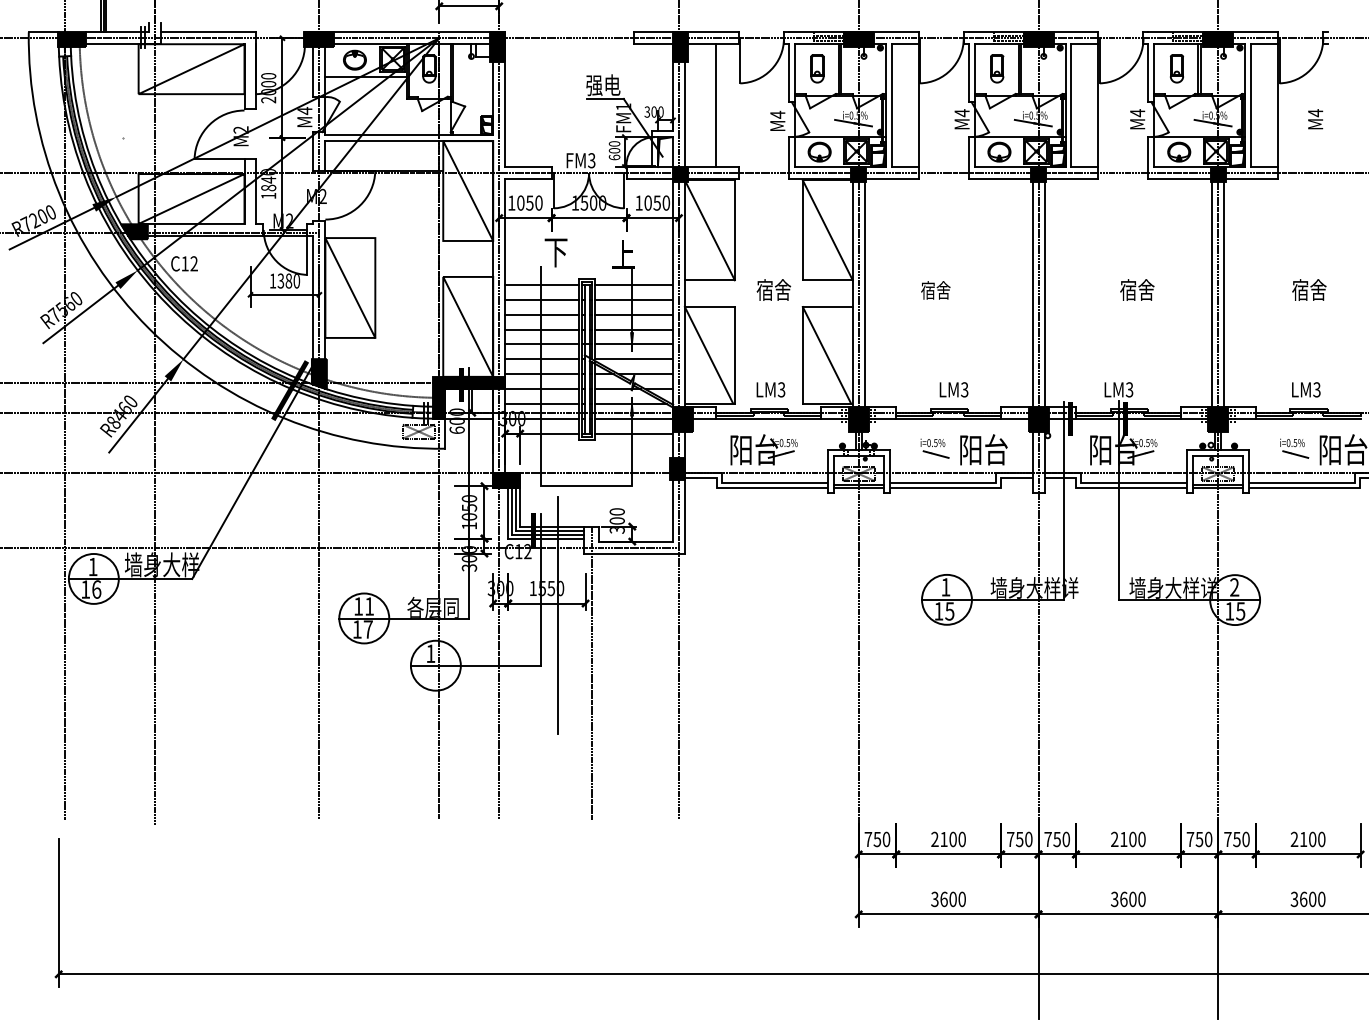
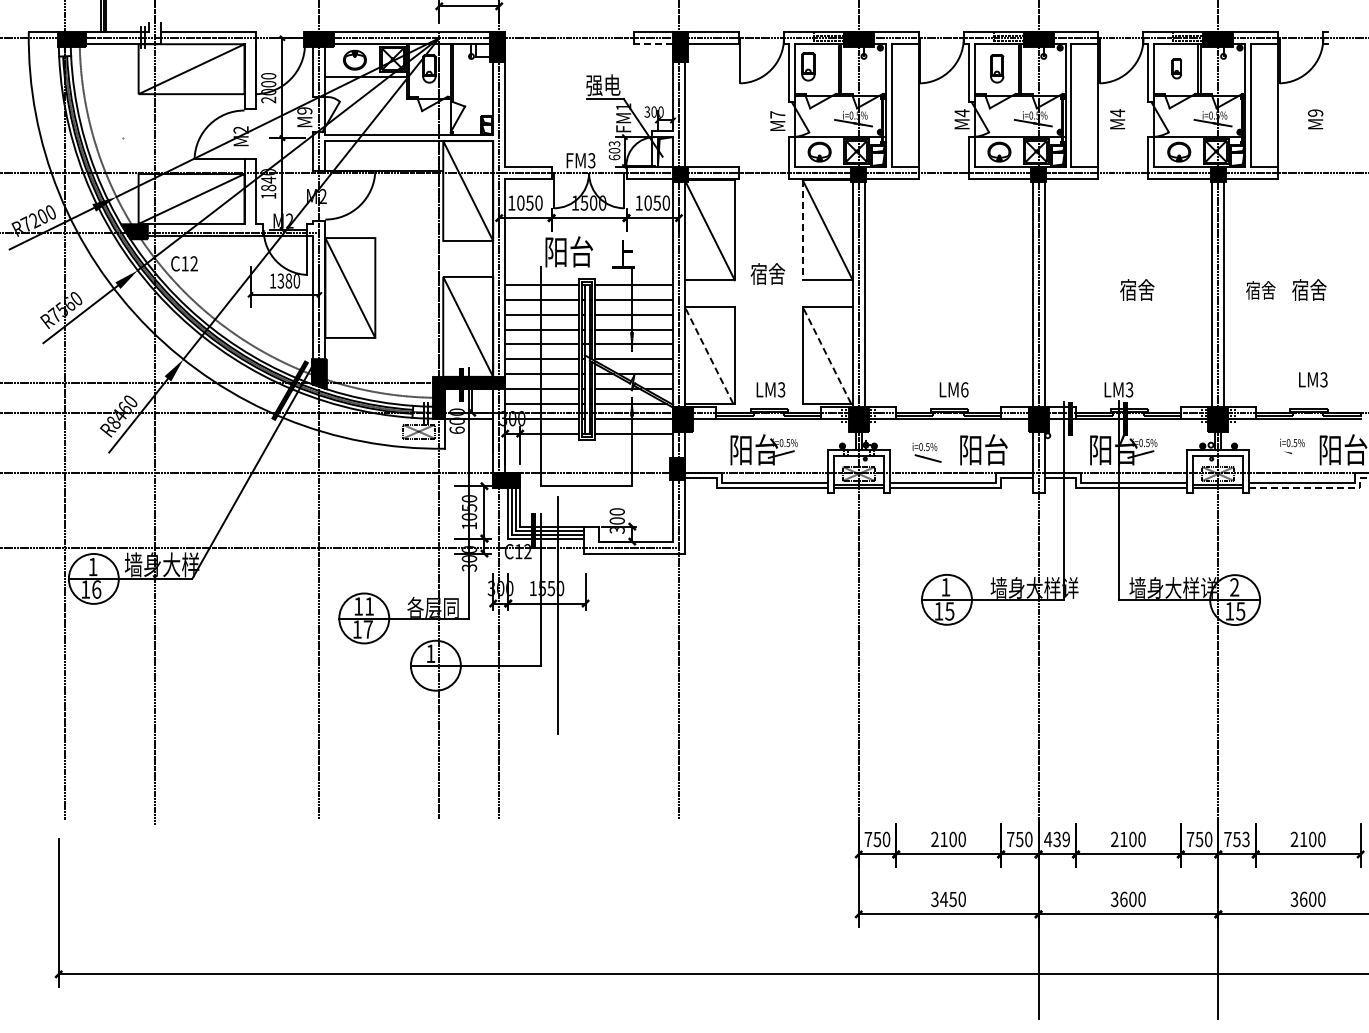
line: solid -> dashed (652, 44)
part position: (817, 68) -> (808, 66) (808, 66)
part size: 15x30 px -> 11x22 px (1176, 68)
line: present -> none (716, 105)
text: M4 -> M9 (304, 111)
text: M4 -> M9 (1315, 113)
text: M4 -> M7 (777, 114)
text position: (1137, 119) -> (1117, 119) (1117, 119)
text: 600 -> 603 (614, 143)
line: solid -> dashed (802, 230)
text: 下 -> 阳台 (568, 251)
text position: (773, 289) -> (767, 273) (767, 273)
text position: (935, 290) -> (1260, 290) (1260, 290)
line: solid -> dashed (709, 355)
line: solid -> dashed (826, 355)
text: LM3 -> LM6 (964, 389)
text position: (1306, 389) -> (1313, 379) (1313, 379)
part position: (934, 448) -> (926, 452) (926, 452)
line: present -> none (1295, 454)
line: solid -> dashed (1315, 487)
line: present -> none (591, 672)
text: 750 -> 439 (1056, 839)
text: 750 -> 753 (1245, 839)
text: 3600 -> 3450 (948, 899)
